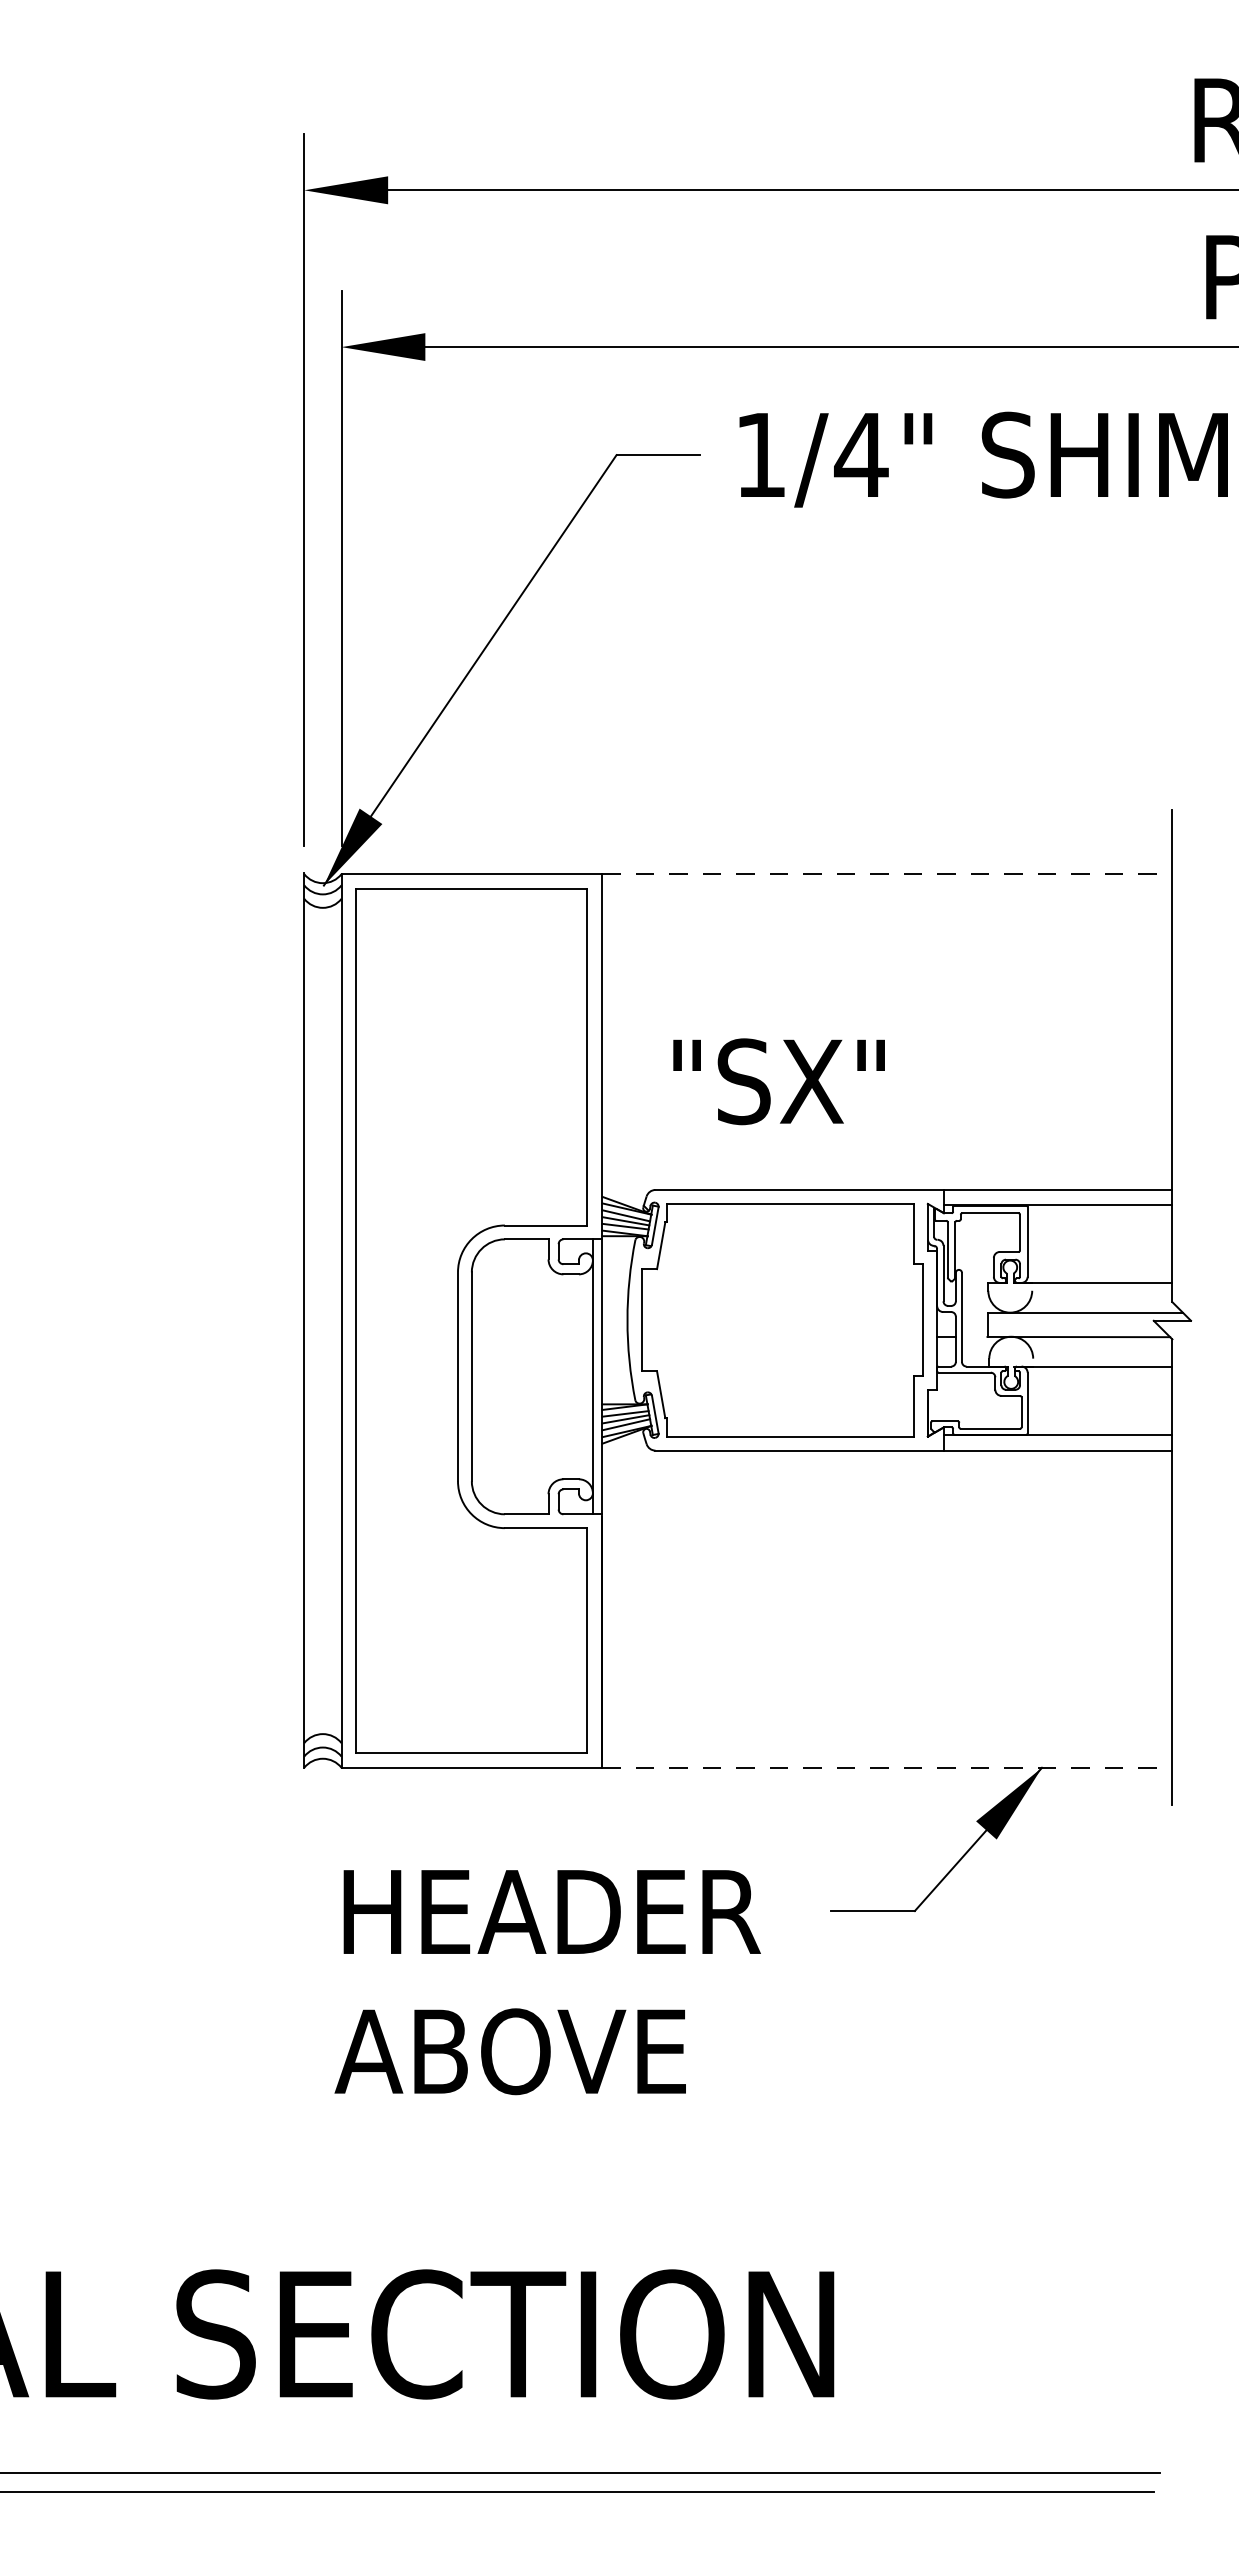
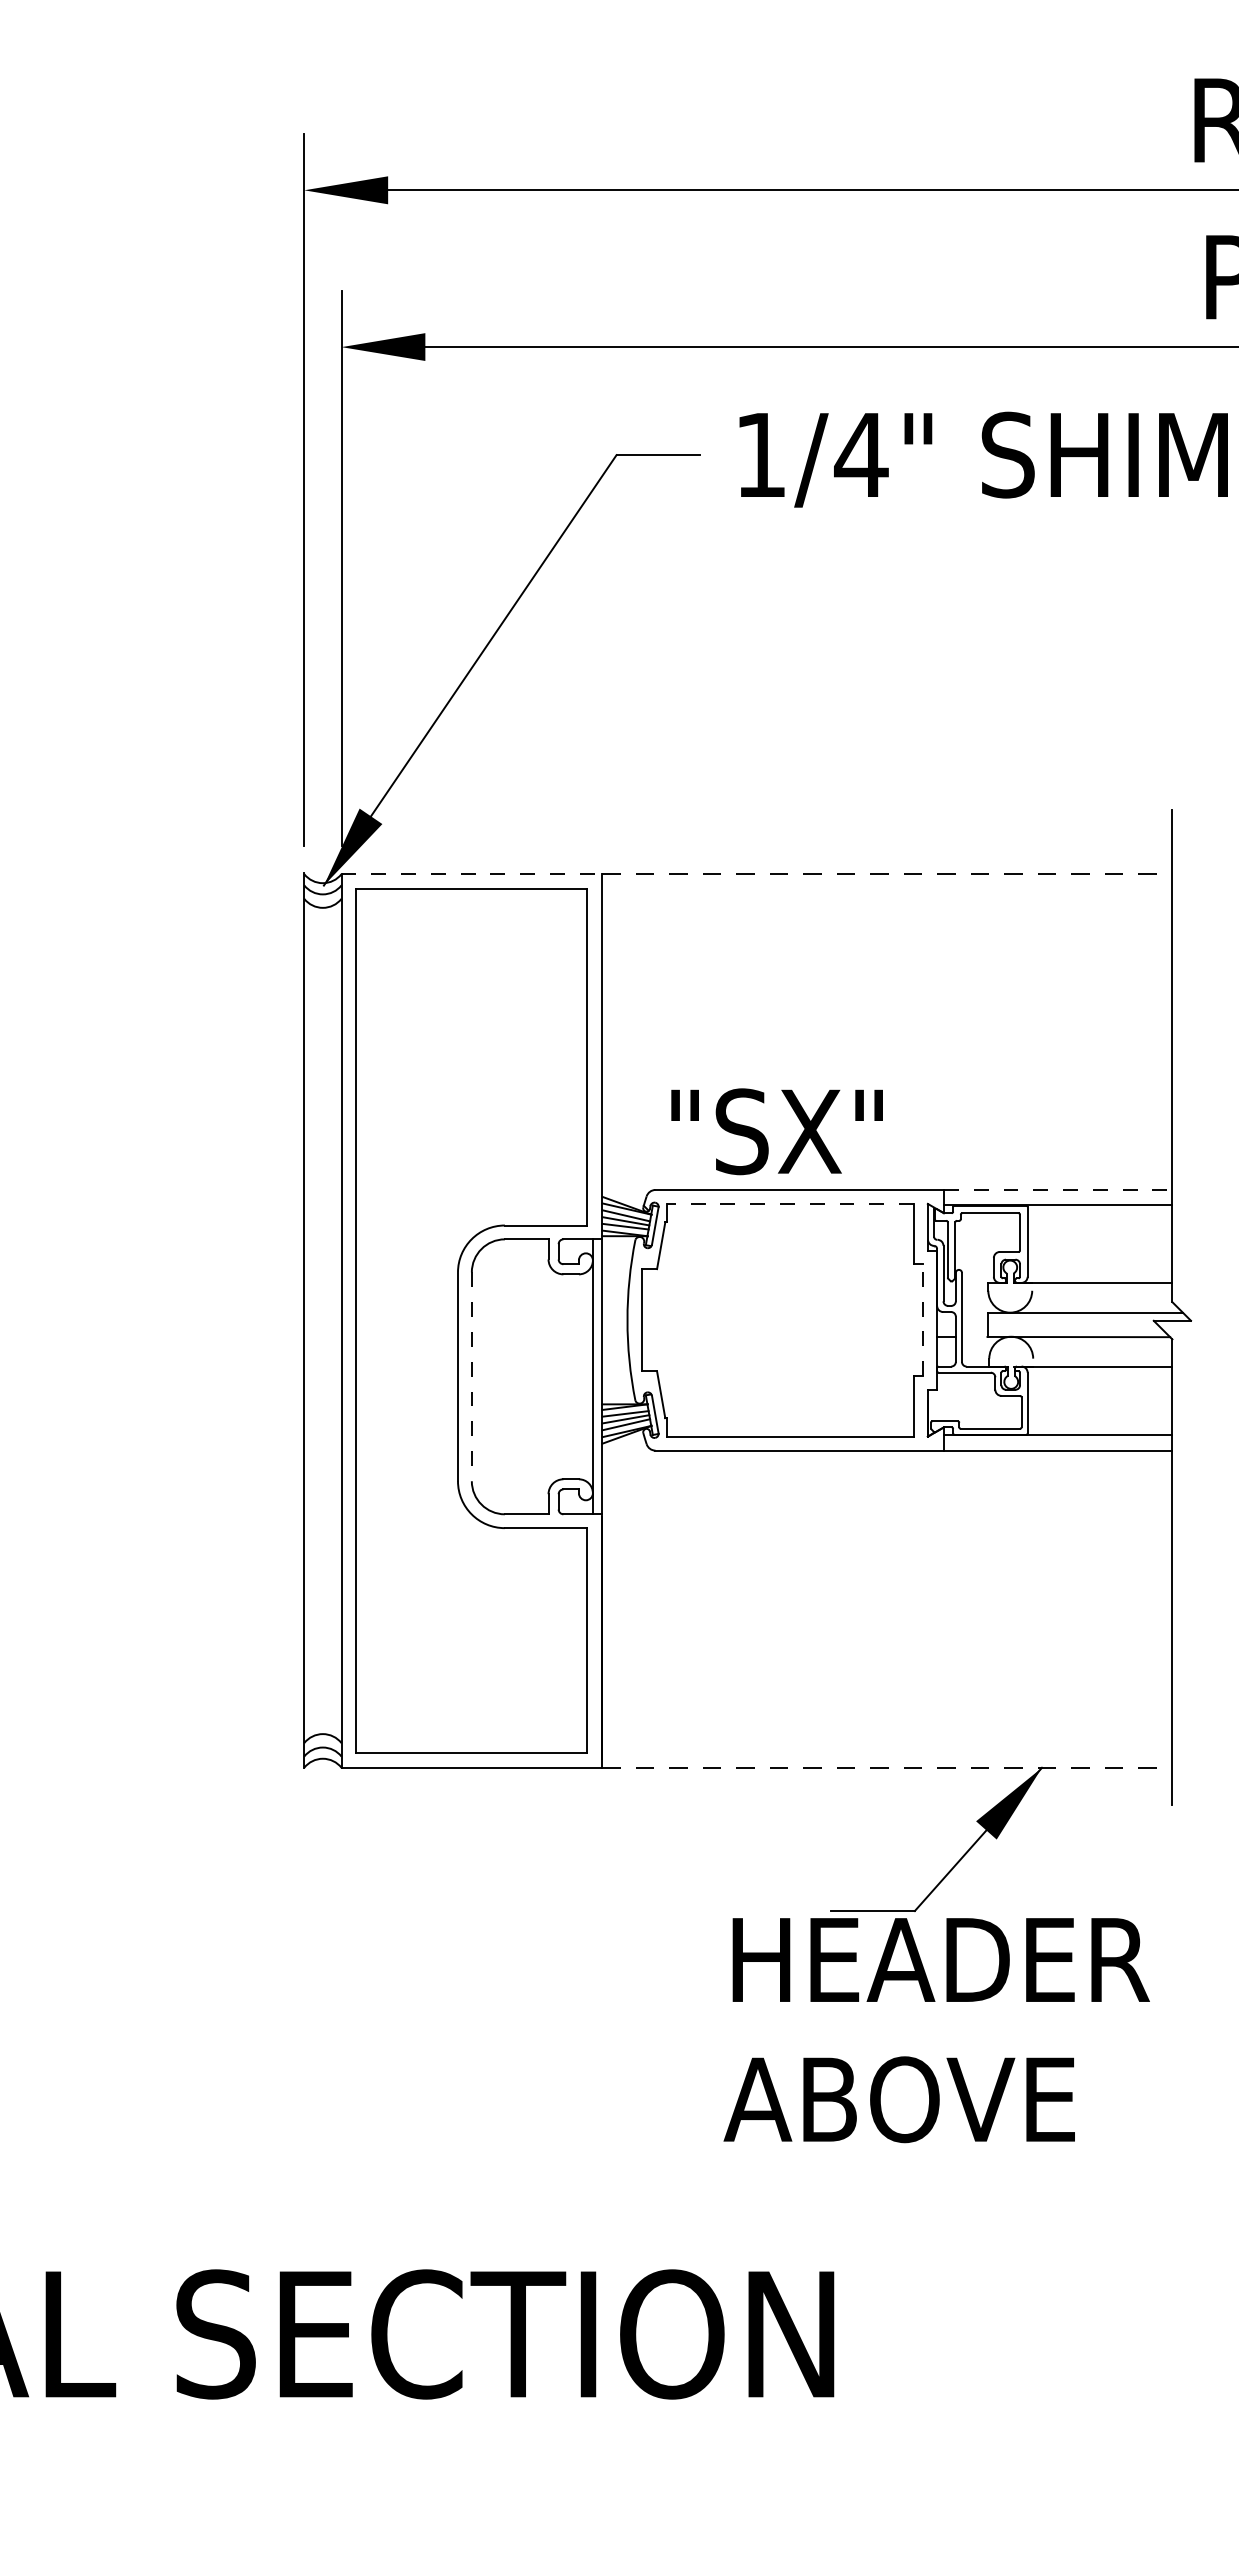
line: solid -> dashed (472, 874)
text position: (778, 1081) -> (776, 1131) (776, 1131)
line: solid -> dashed (1058, 1189)
line: solid -> dashed (790, 1203)
line: solid -> dashed (923, 1320)
line: solid -> dashed (471, 1377)
text position: (547, 1982) -> (936, 2030) (936, 2030)
line: present -> none (581, 2472)
line: present -> none (577, 2491)
